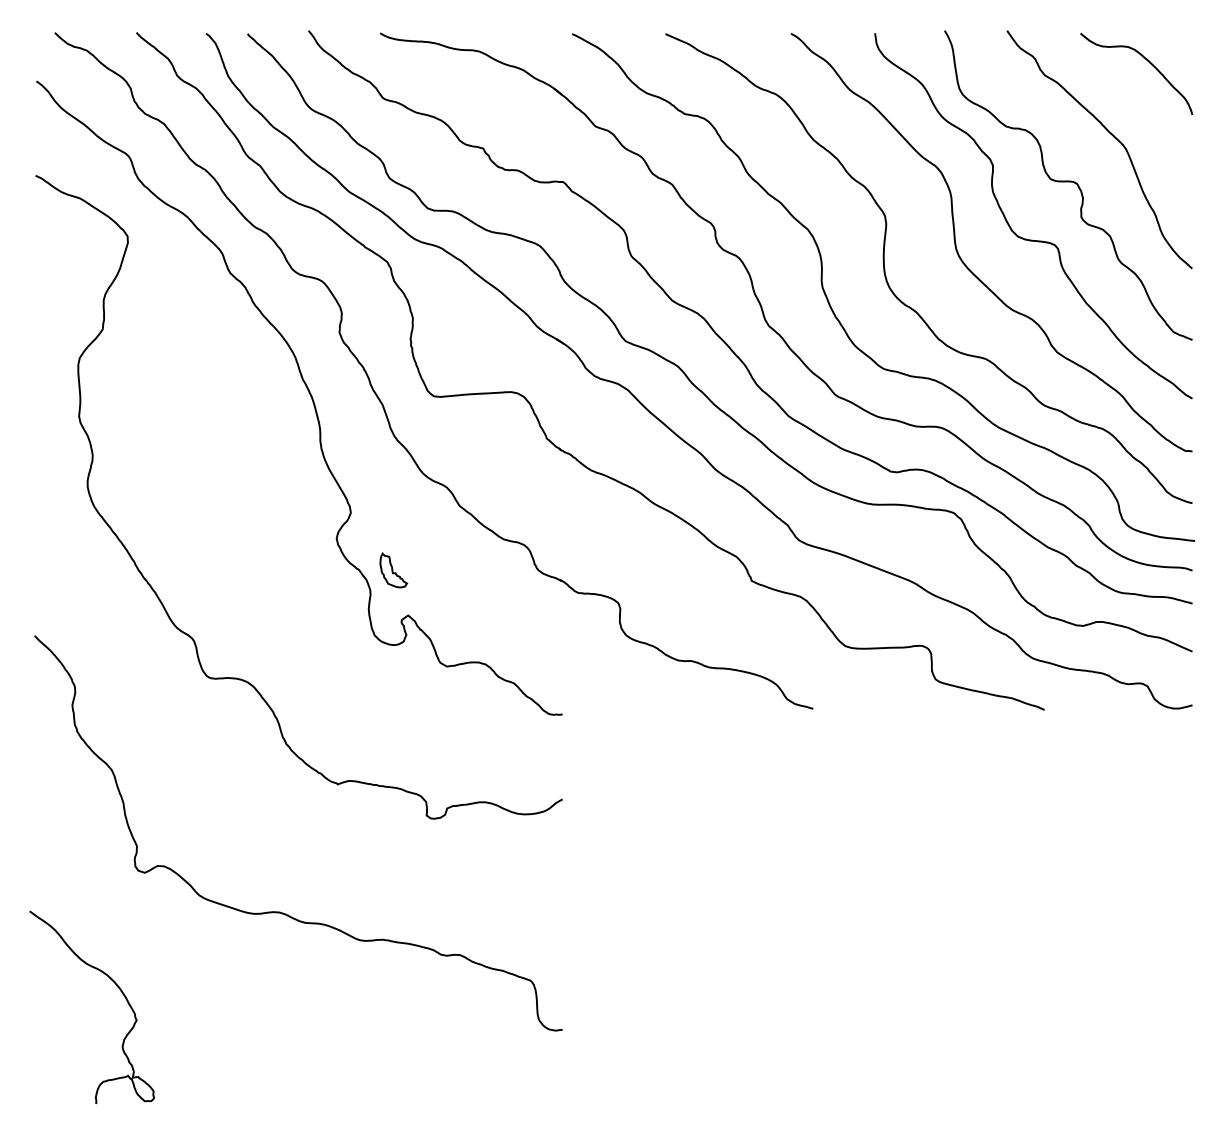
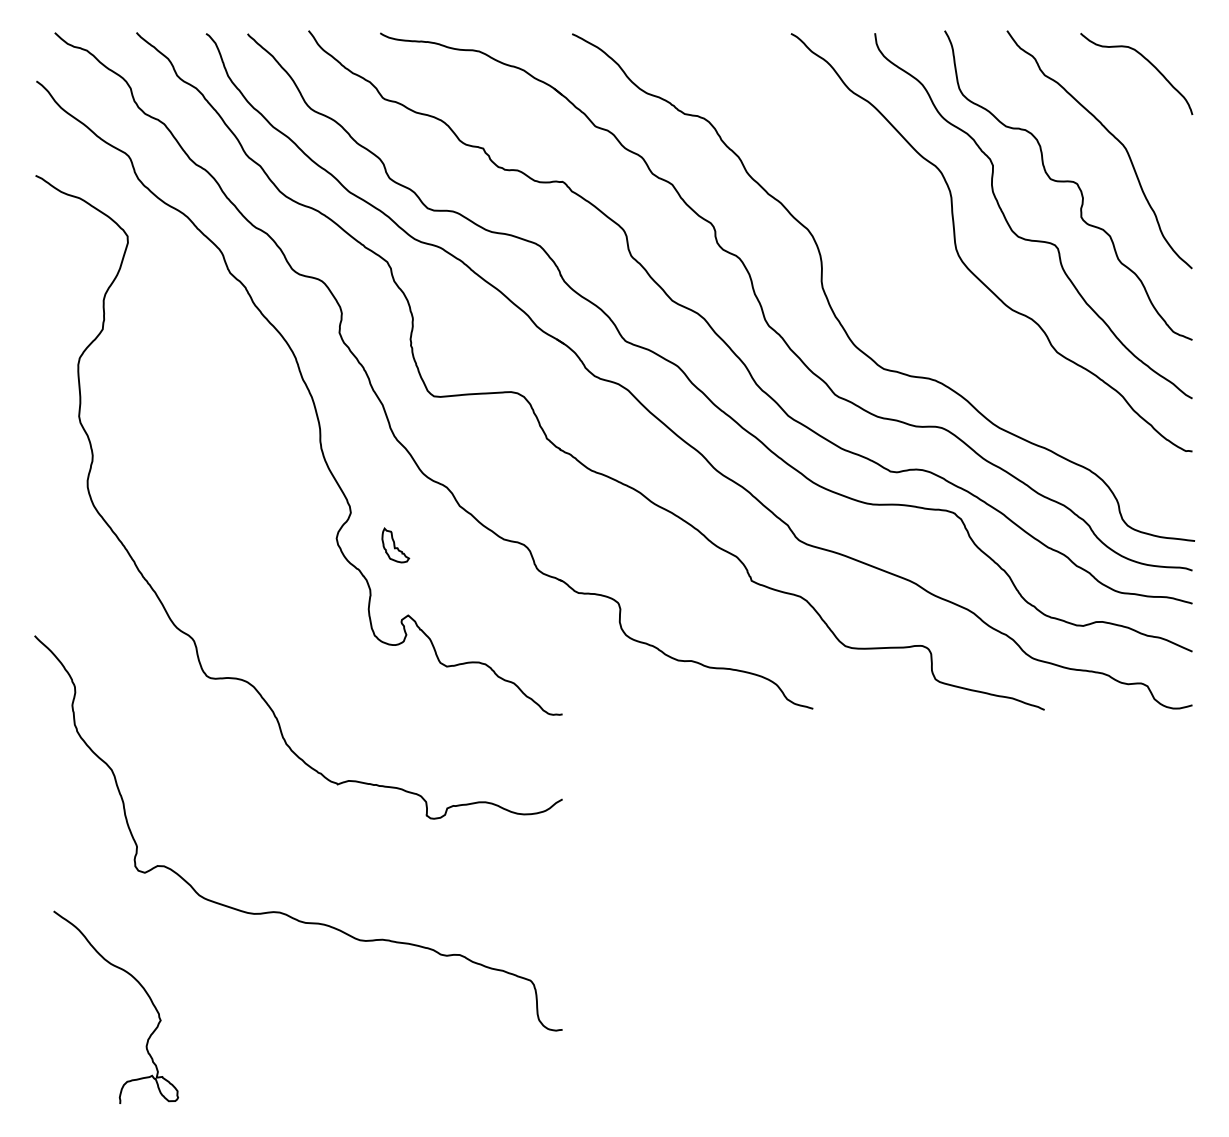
curve: present -> none (898, 297)
part position: (393, 570) -> (395, 545) (395, 545)
curve position: (116, 986) -> (140, 986) (140, 986)
